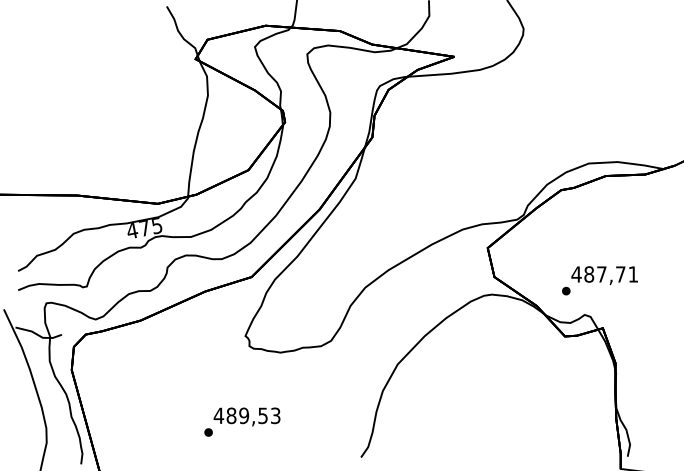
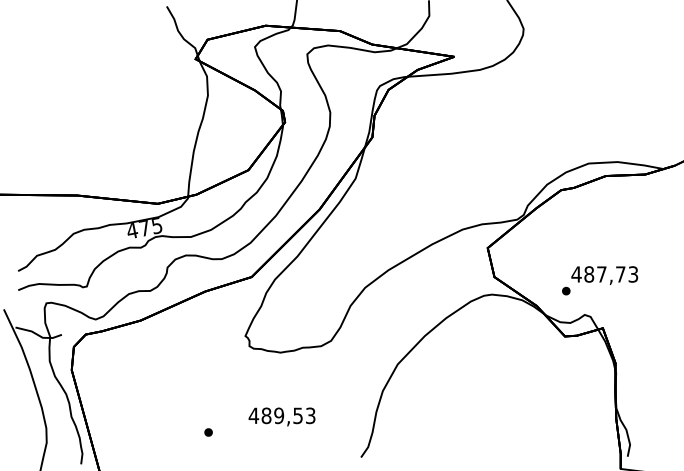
text: 487,71 -> 487,73 (633, 274)
text position: (246, 416) -> (281, 416) (281, 416)
